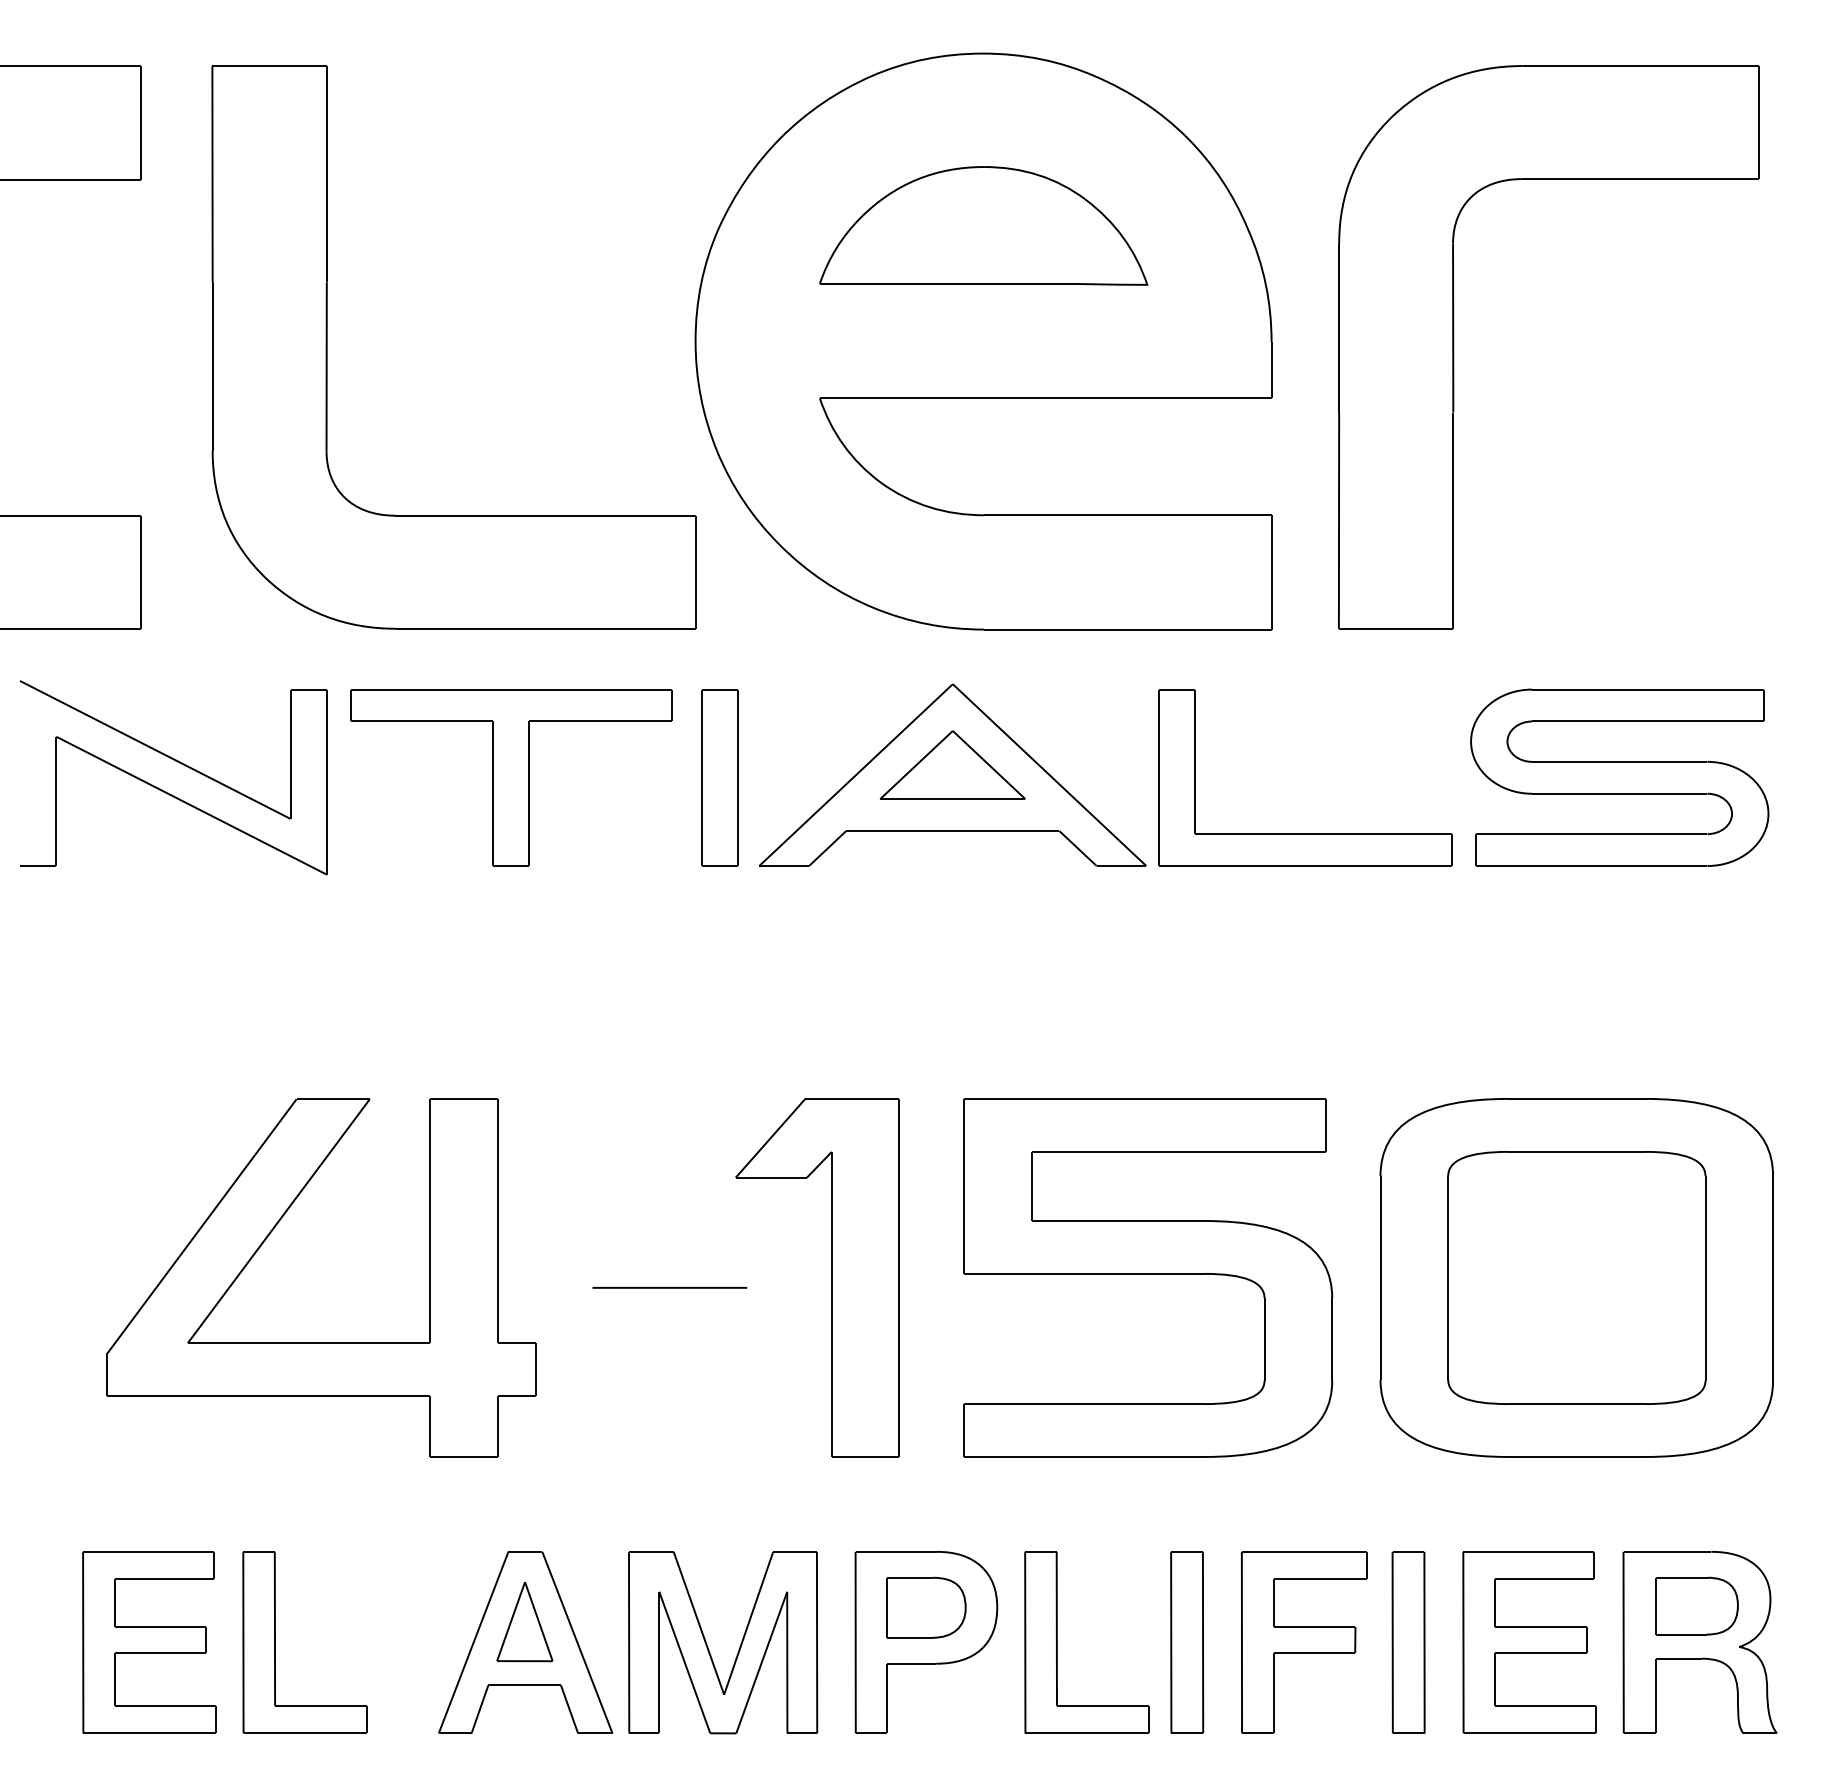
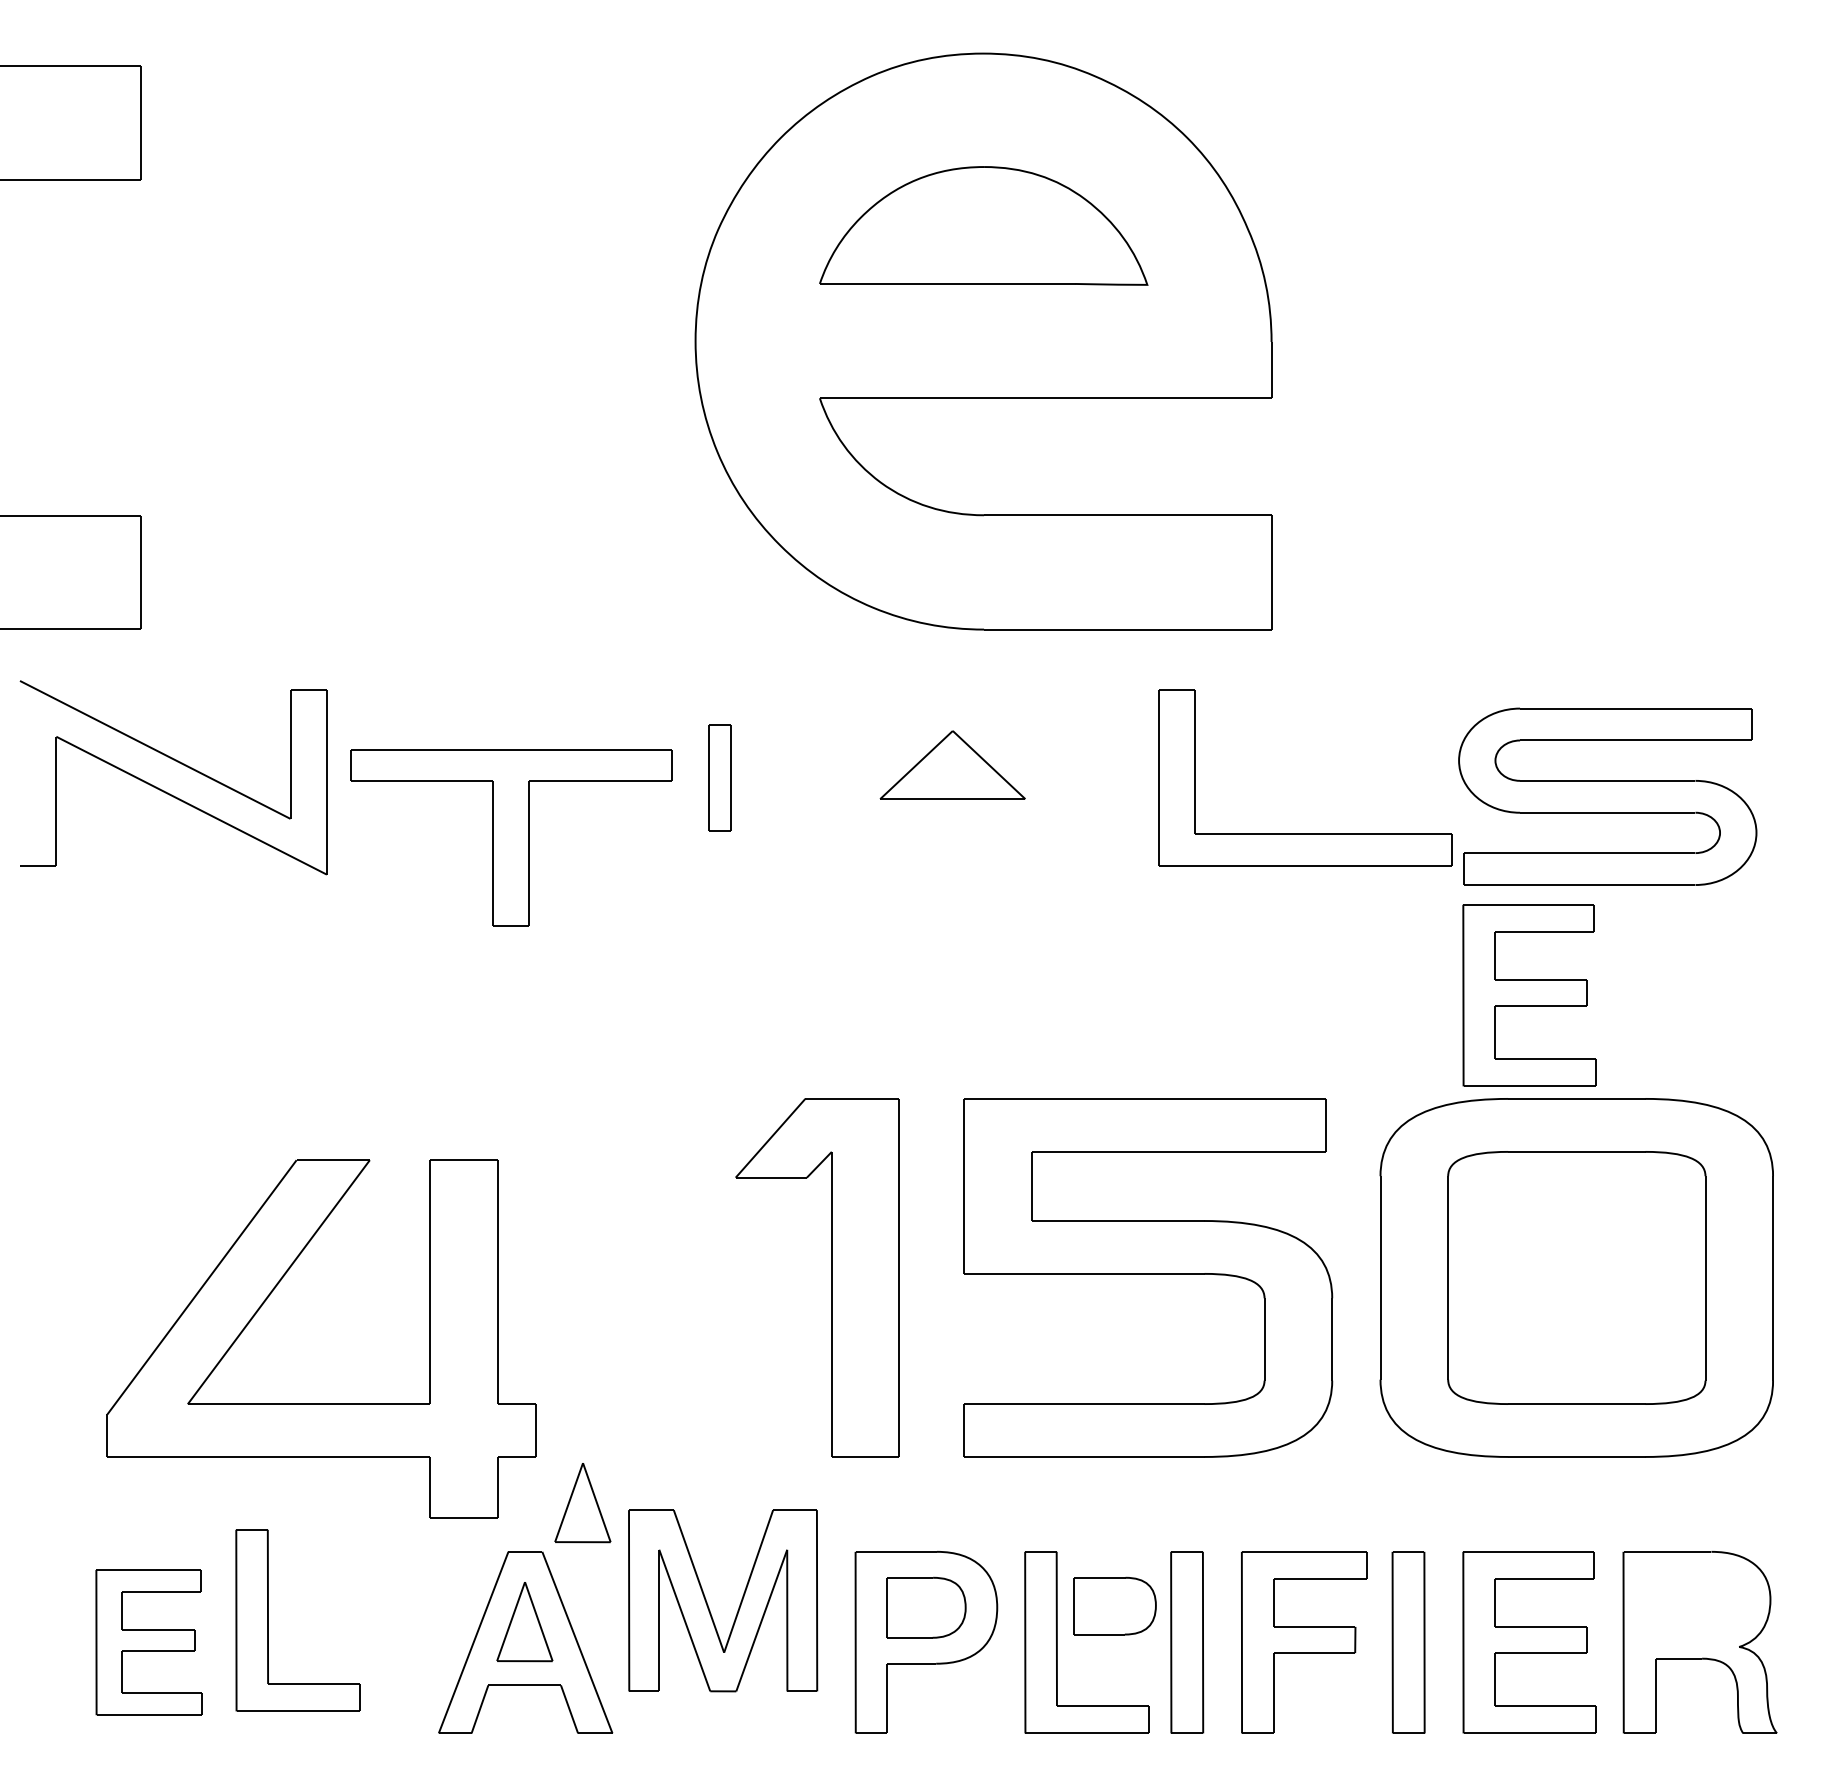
part: present -> none (327, 347)
part: present -> none (1454, 347)
part: present -> none (952, 774)
part position: (511, 777) -> (511, 837) (511, 837)
part size: 38x178 px -> 24x108 px (719, 777)
part position: (1619, 777) -> (1607, 796) (1607, 796)
part: none -> present (1529, 995)
line: present -> none (669, 1287)
part position: (321, 1342) -> (321, 1403) (321, 1403)
part: none -> present (582, 1503)
part position: (1696, 1605) -> (1114, 1605) (1114, 1605)
part size: 135x183 px -> 108x147 px (148, 1642)
part position: (275, 1642) -> (268, 1620) (268, 1620)
part position: (708, 1646) -> (708, 1604) (708, 1604)
